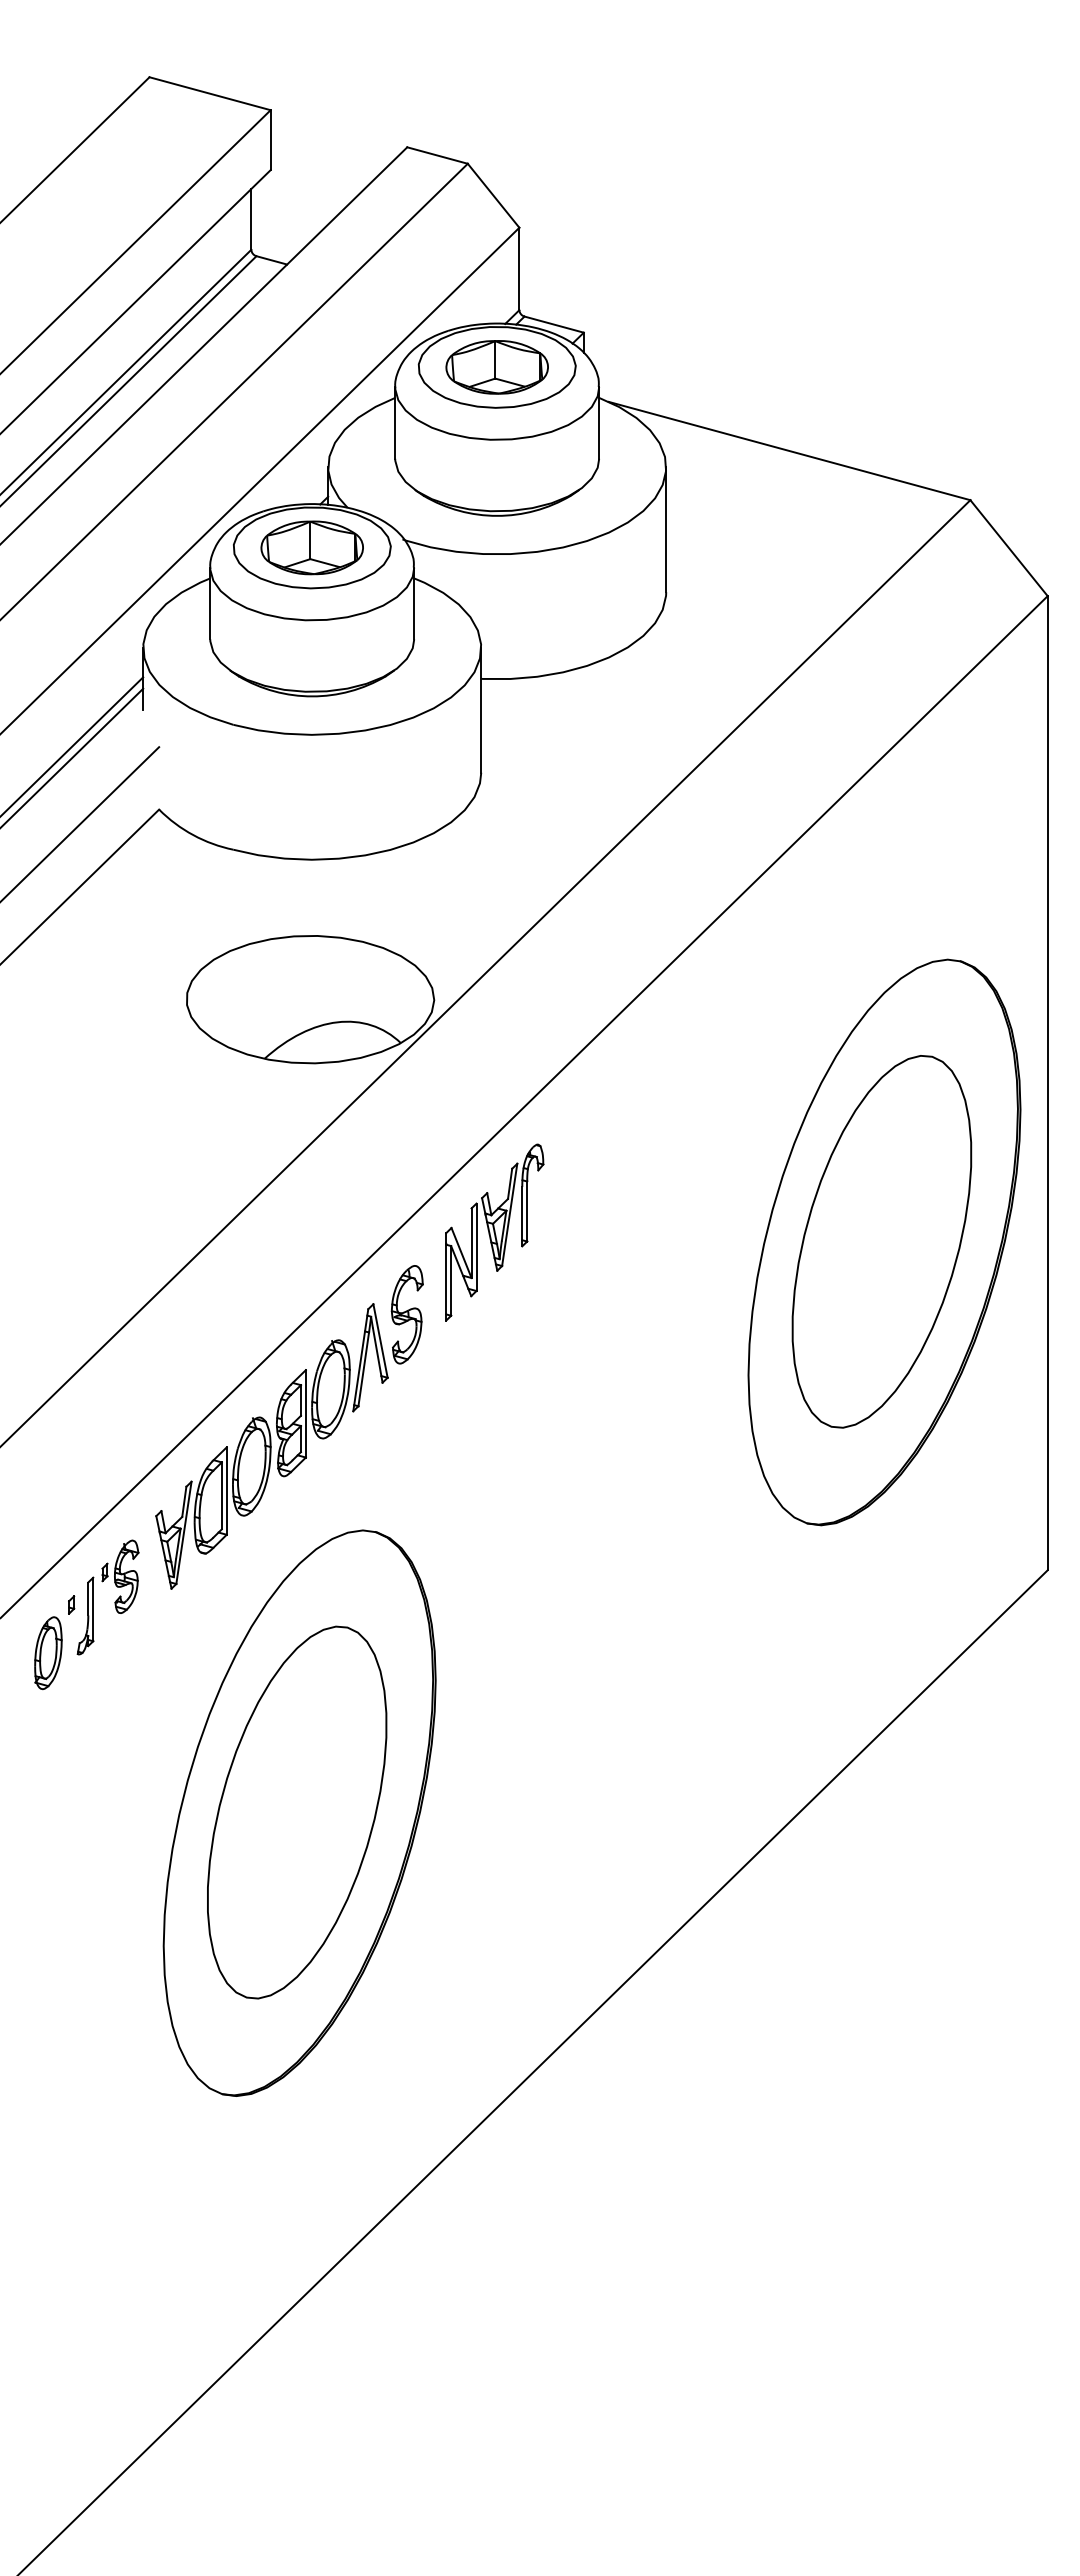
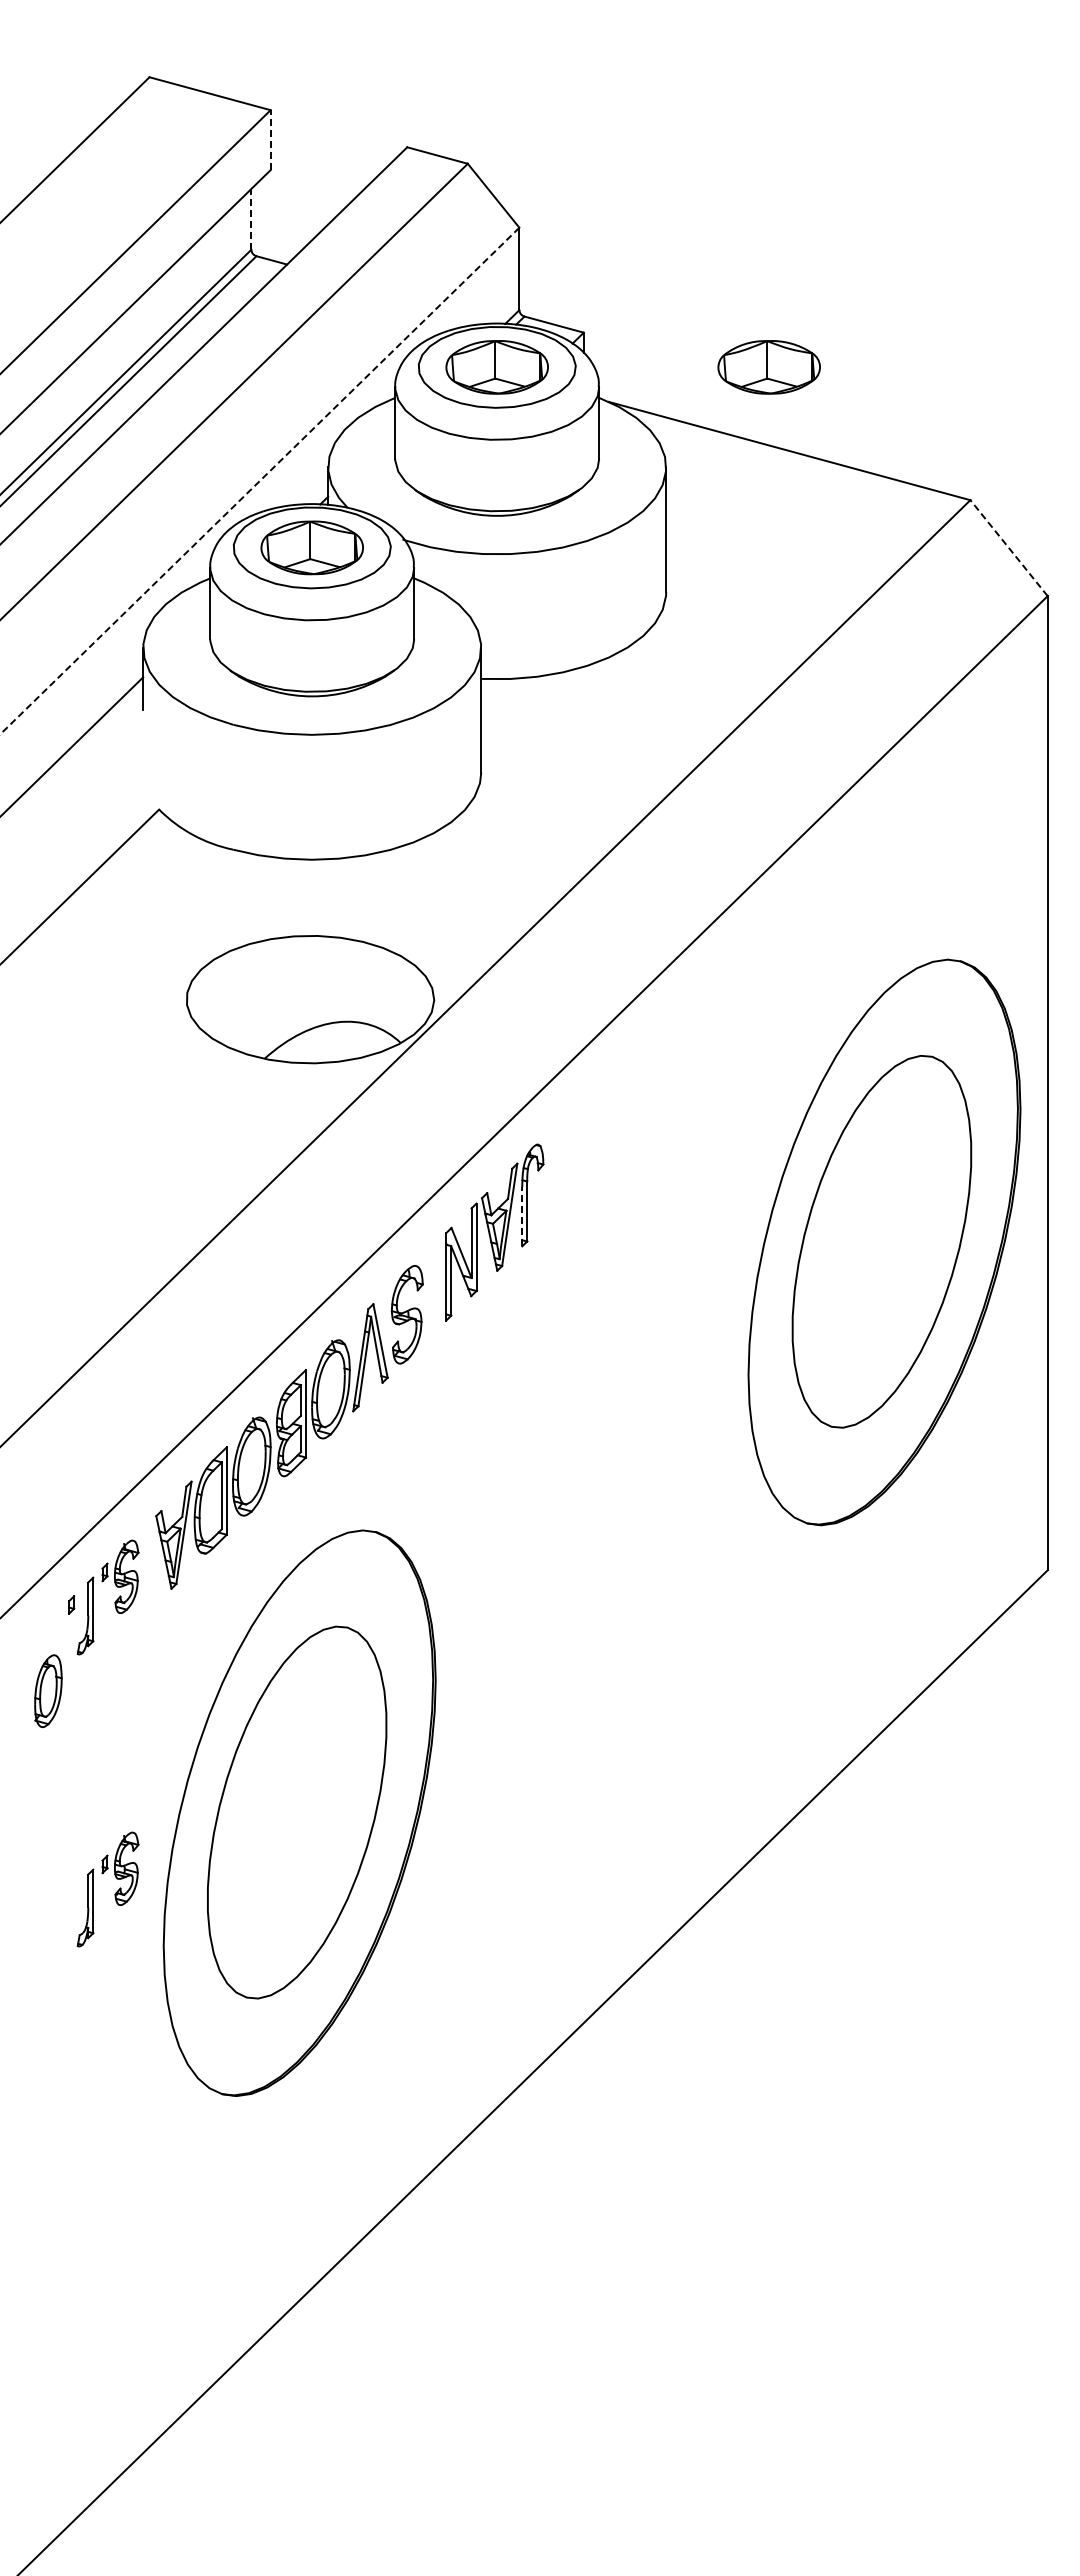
line: solid -> dashed (270, 140)
line: solid -> dashed (251, 218)
part: none -> present (768, 367)
line: solid -> dashed (259, 481)
line: solid -> dashed (1009, 548)
line: present -> none (72, 757)
line: present -> none (80, 823)
line: solid -> dashed (522, 1216)
part position: (48, 1653) -> (48, 1691) (48, 1691)
part: none -> present (115, 1892)
